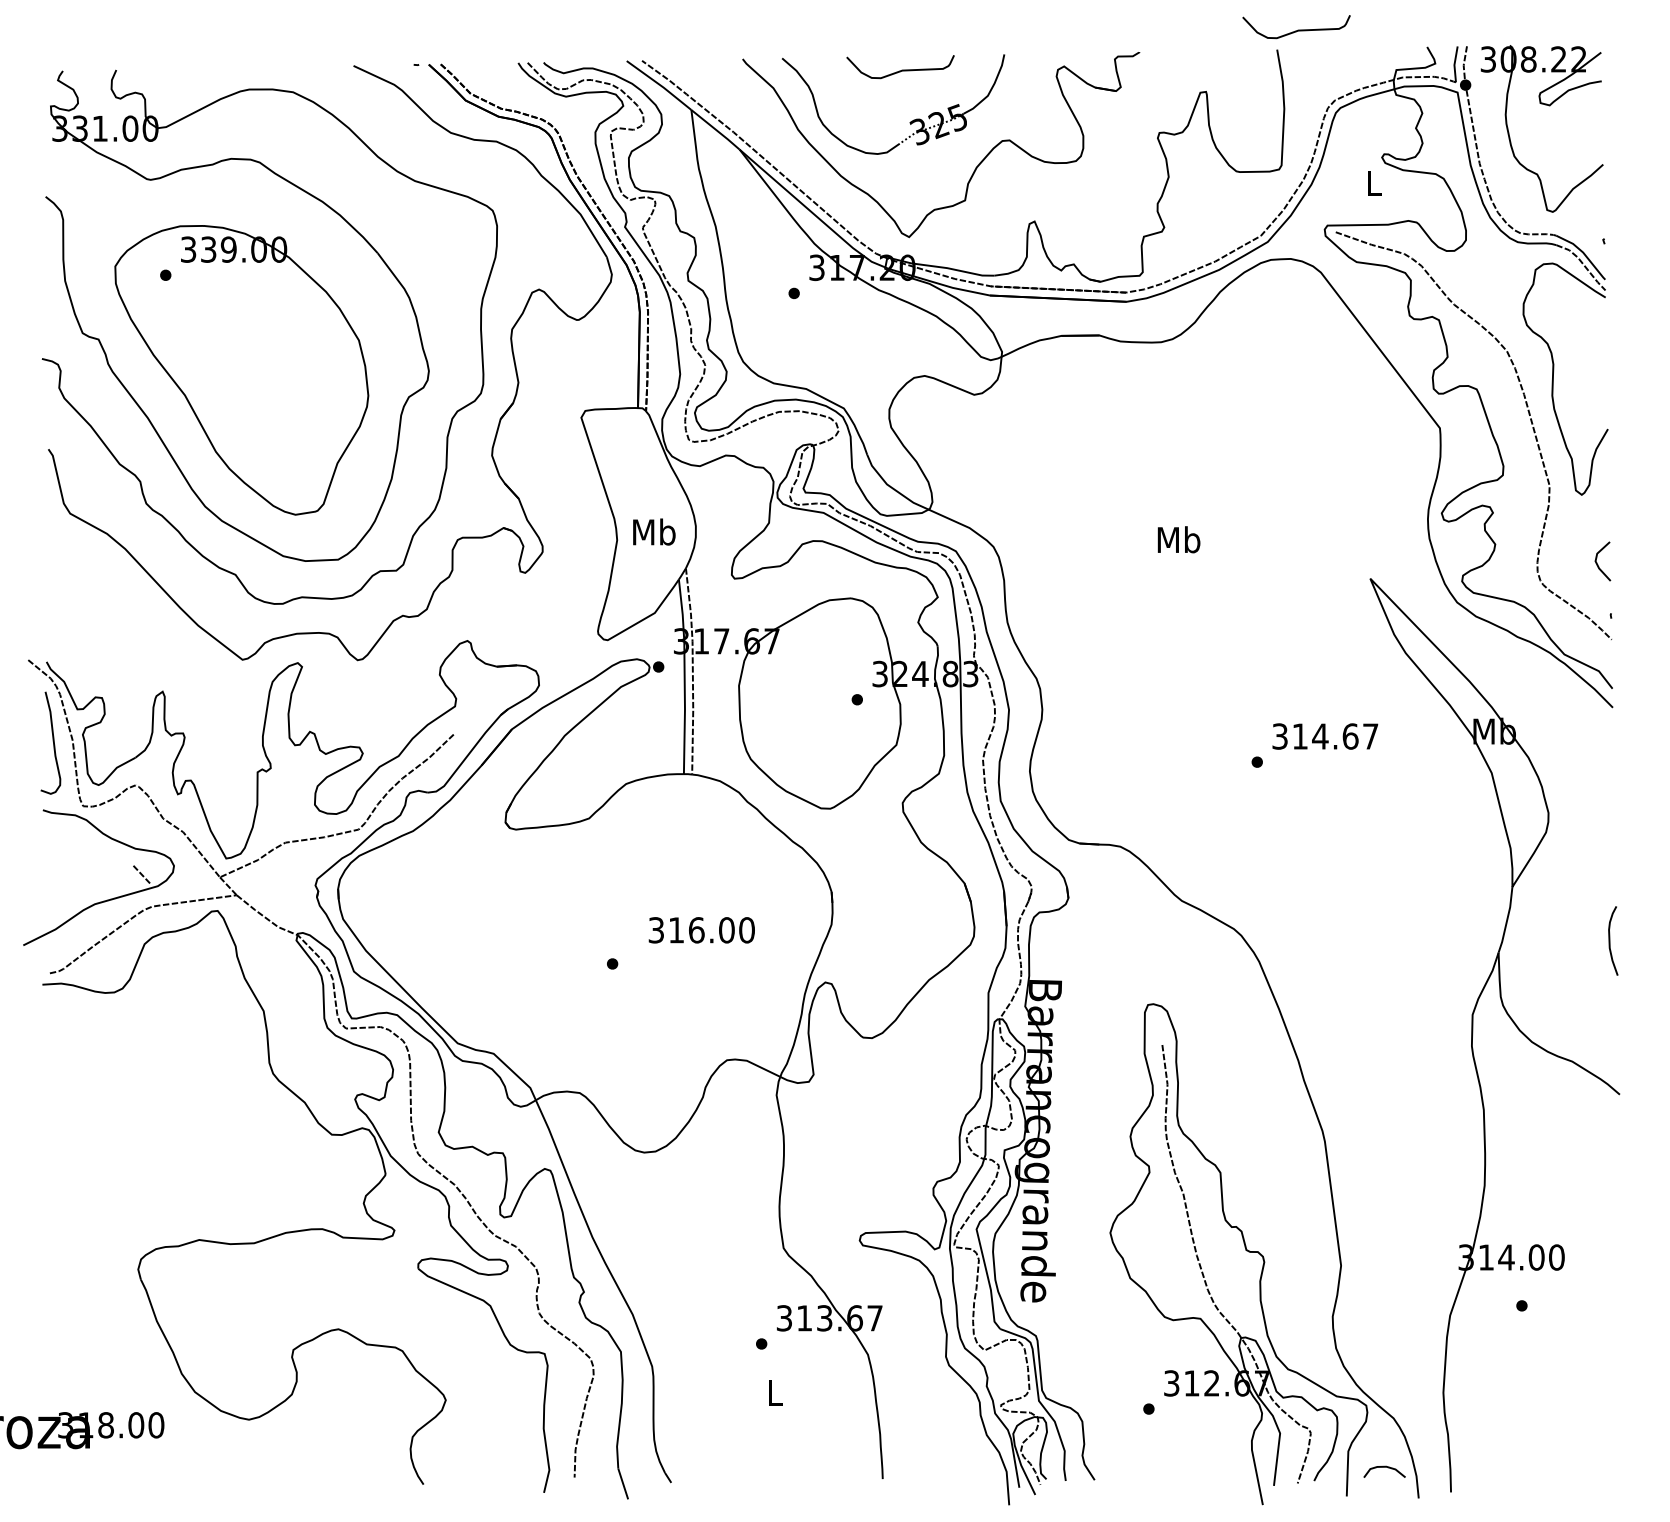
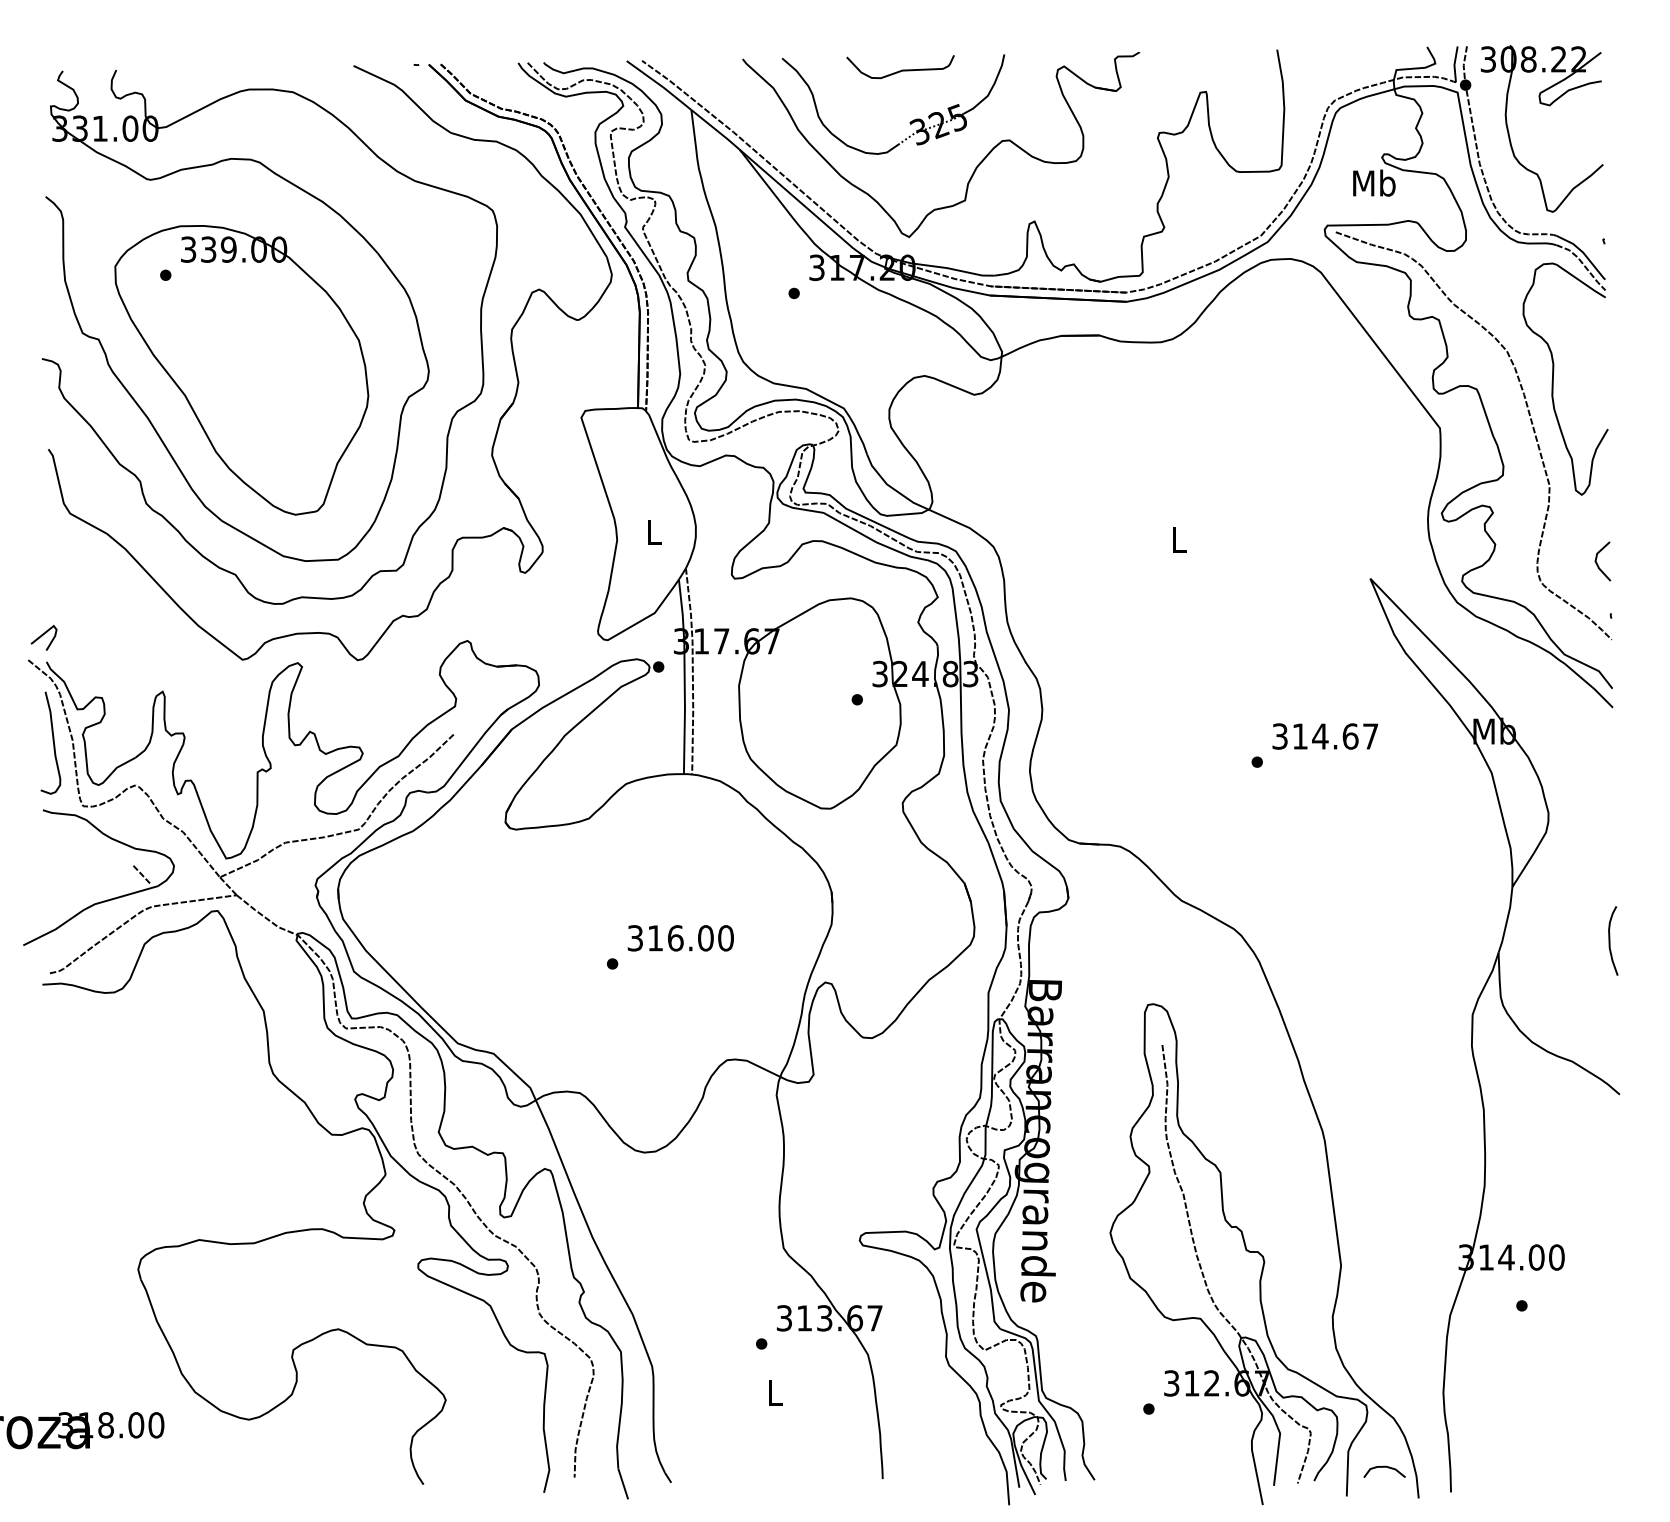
curve: present -> none (1298, 29)
text: L -> Mb (1374, 182)
text: Mb -> L (654, 531)
text: Mb -> L (1178, 539)
line: none -> present (42, 636)
text position: (701, 930) -> (680, 938) (680, 938)
